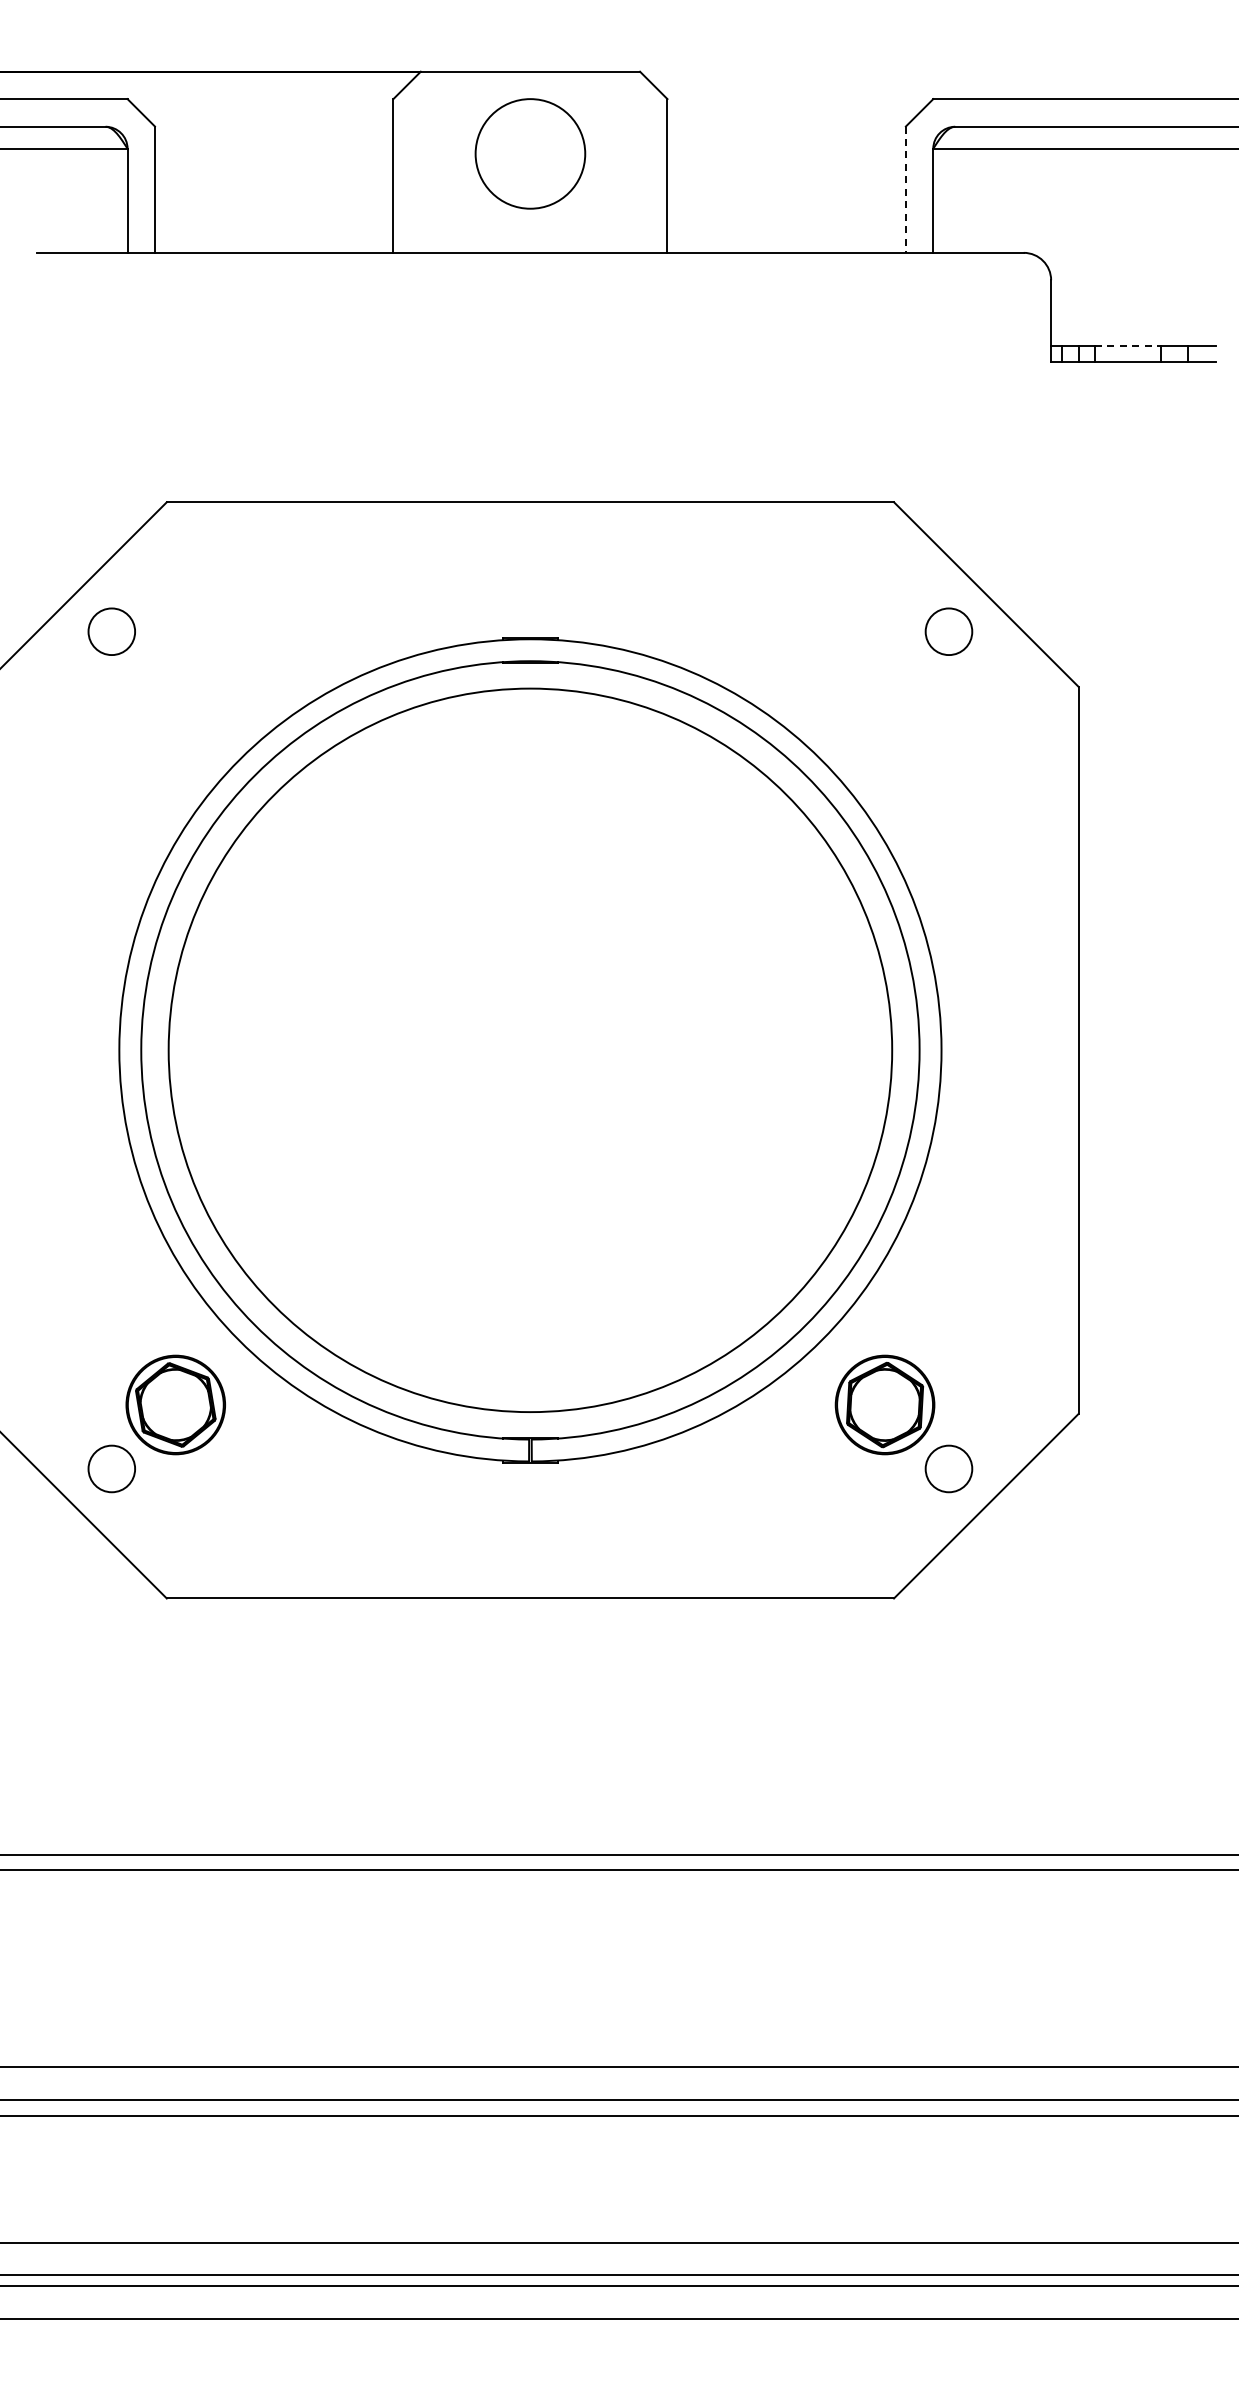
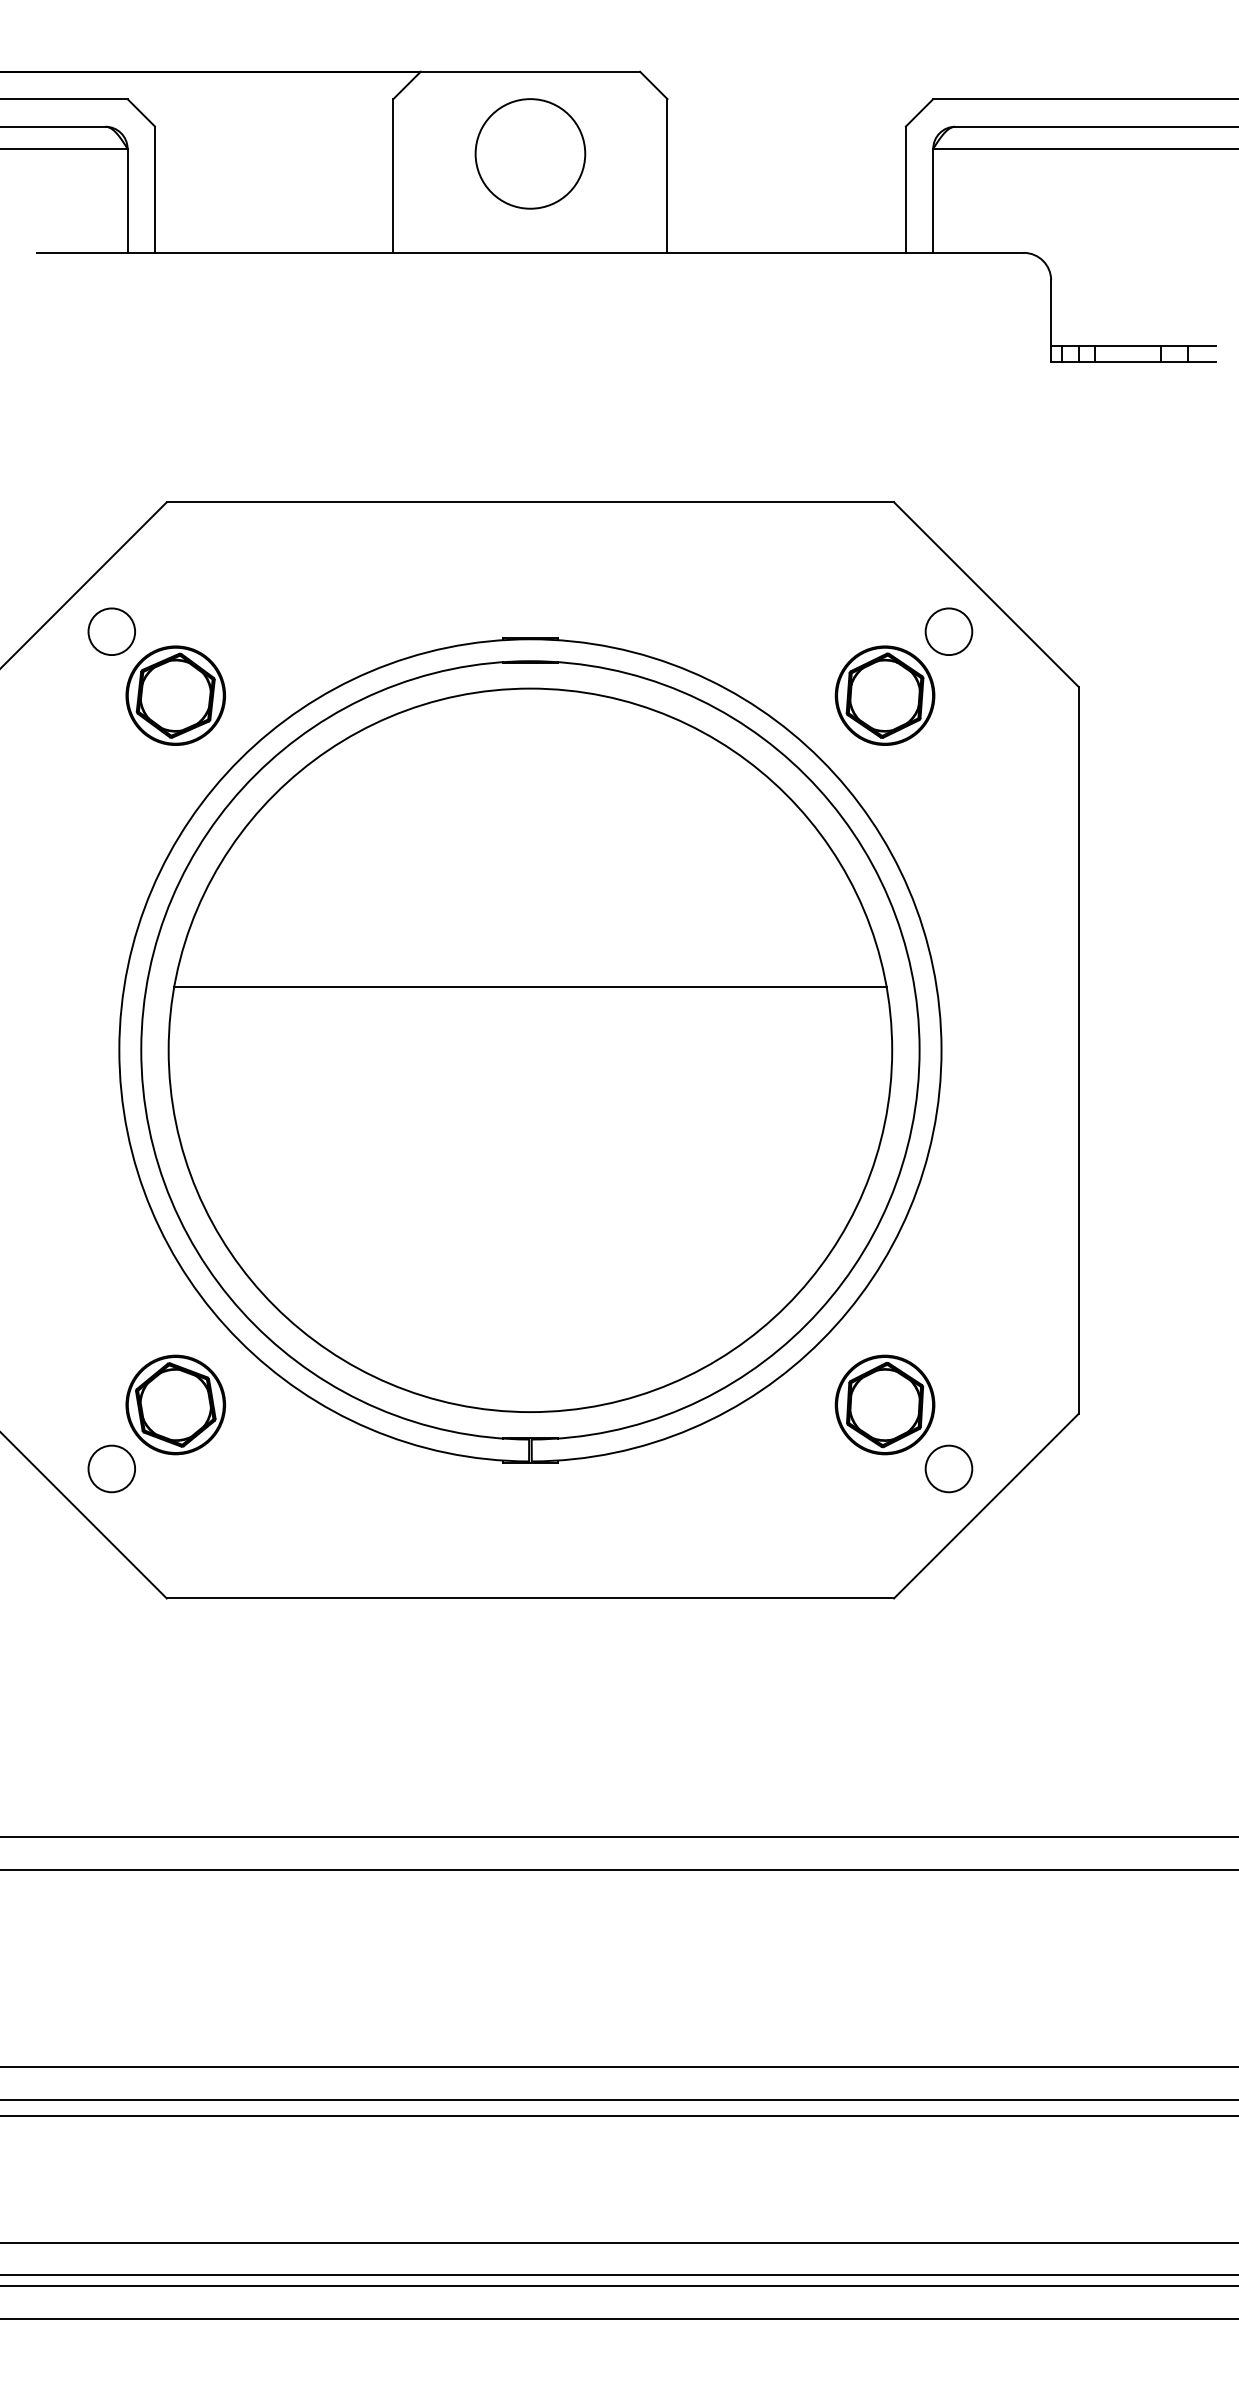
line: dashed -> solid (905, 190)
line: dashed -> solid (1127, 346)
part: none -> present (175, 695)
part: none -> present (884, 695)
line: none -> present (530, 987)
line position: (618, 1854) -> (618, 1836) (618, 1836)
